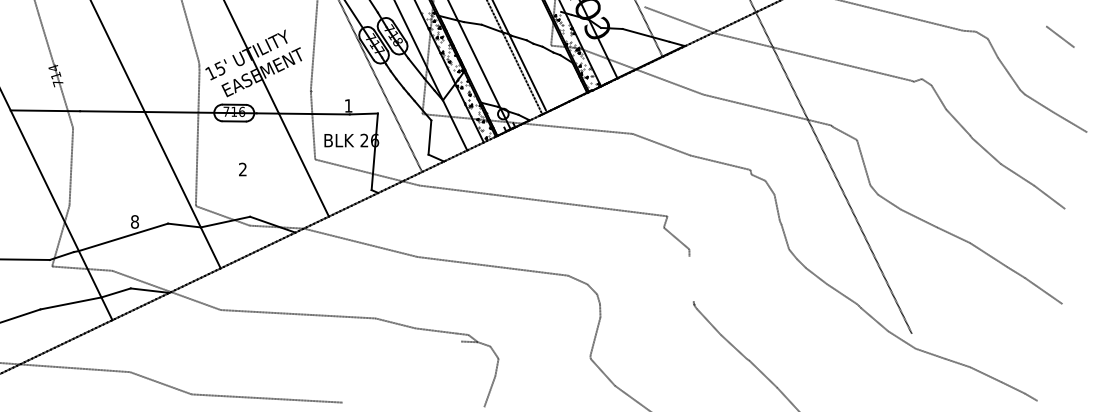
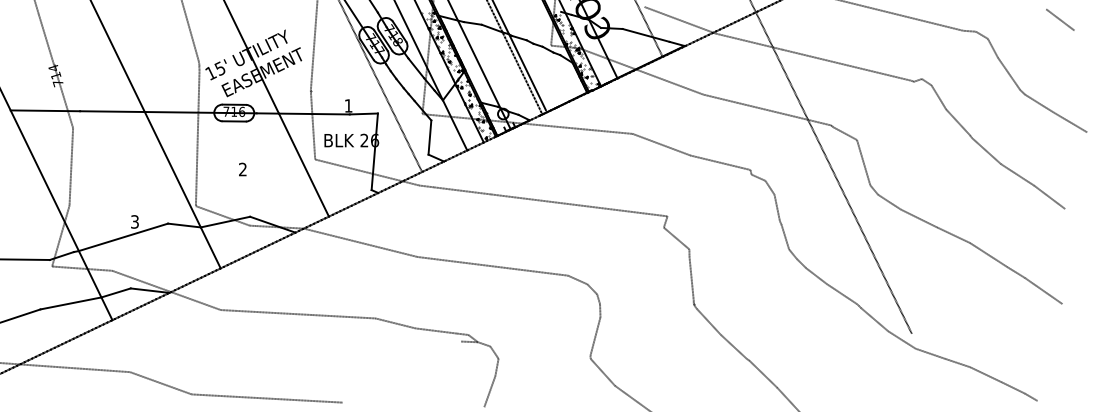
line position: (1060, 36) -> (1060, 19) (1060, 19)
text: 8 -> 3 (134, 221)
line: none -> present (691, 278)
